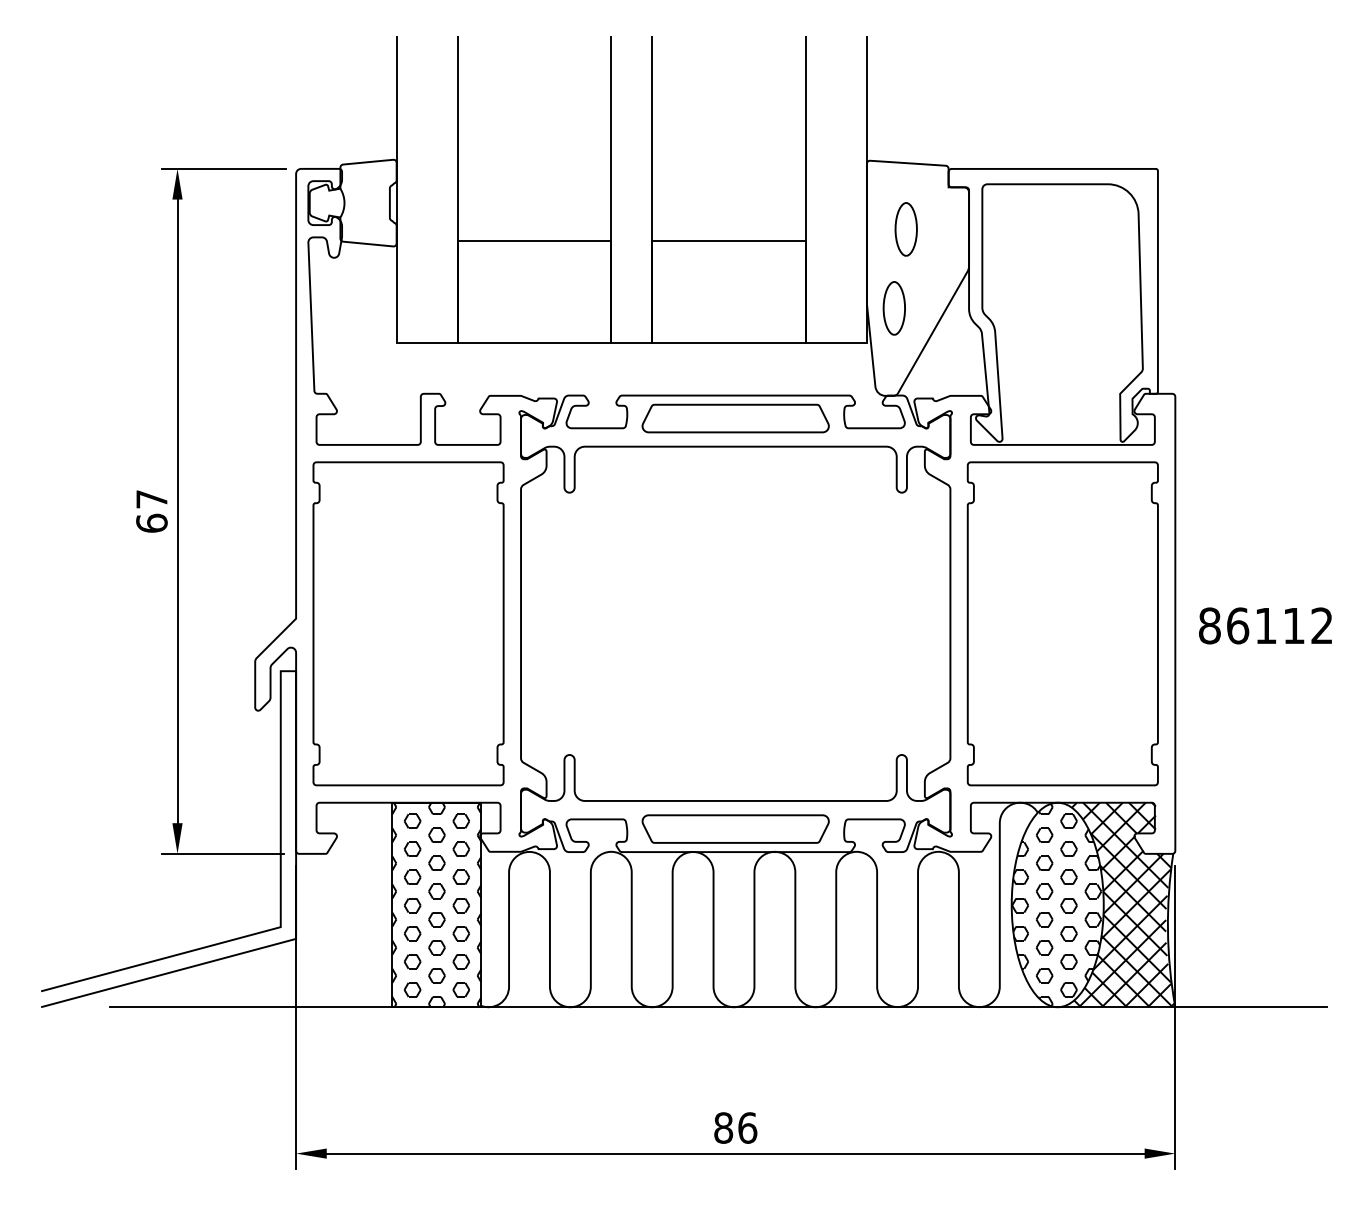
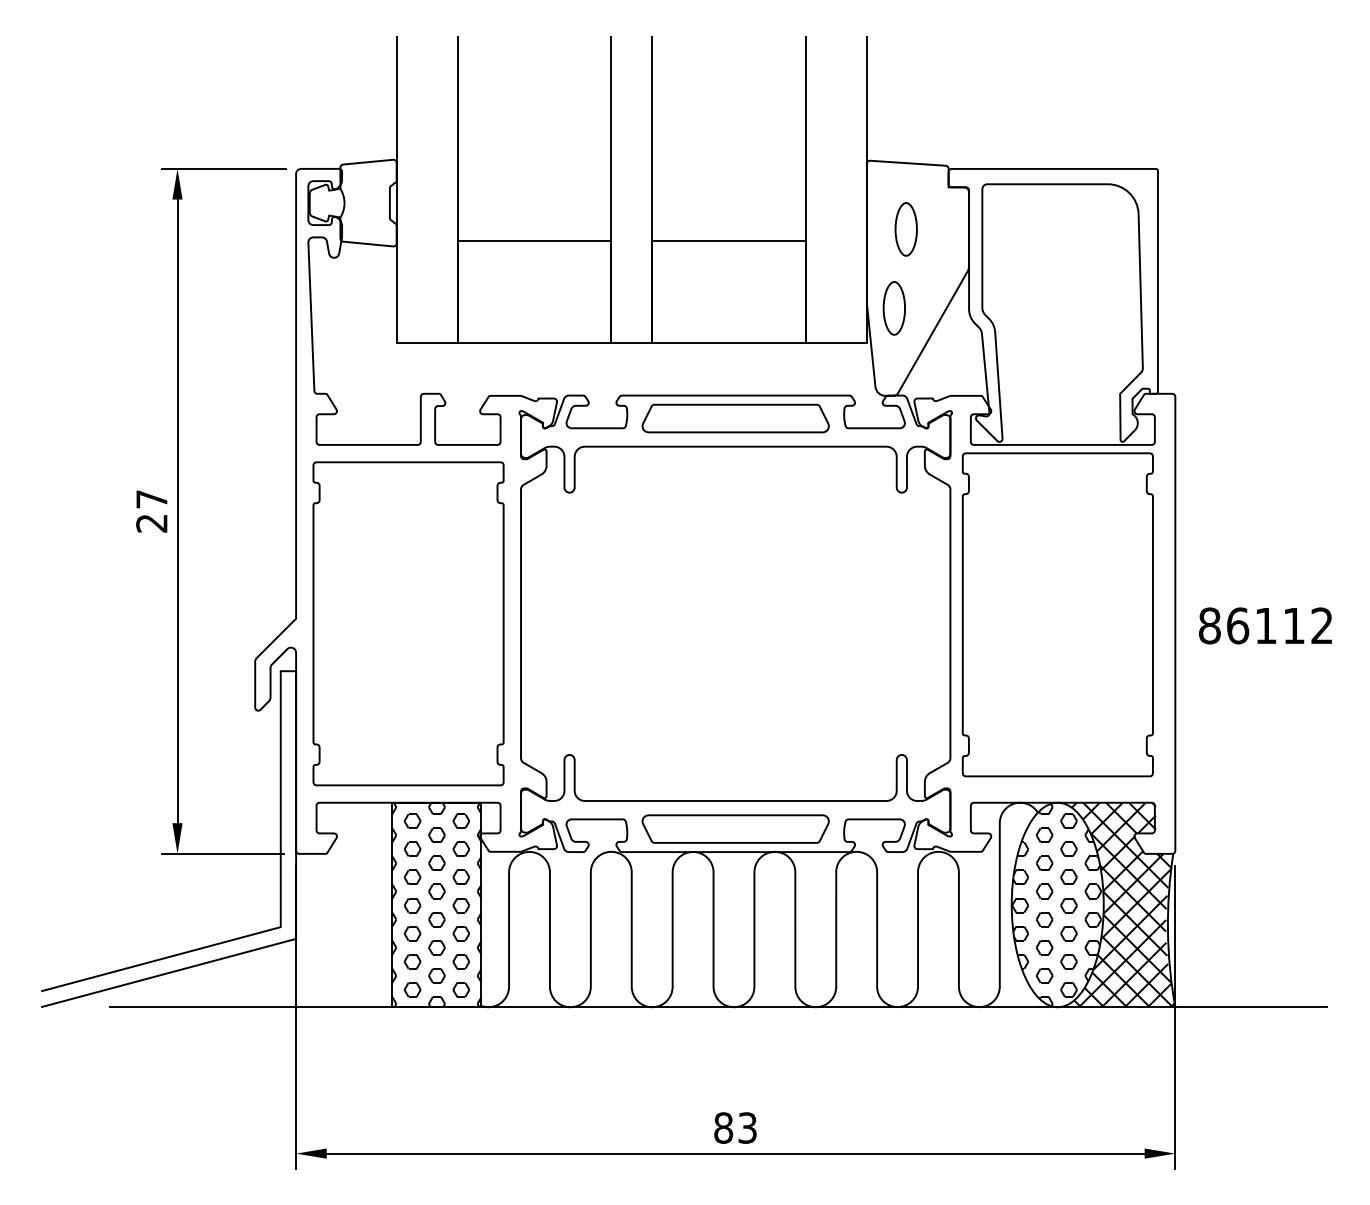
text: 67 -> 27 (151, 522)
part position: (1062, 623) -> (1057, 614) (1057, 614)
text: 86 -> 83 (747, 1127)
